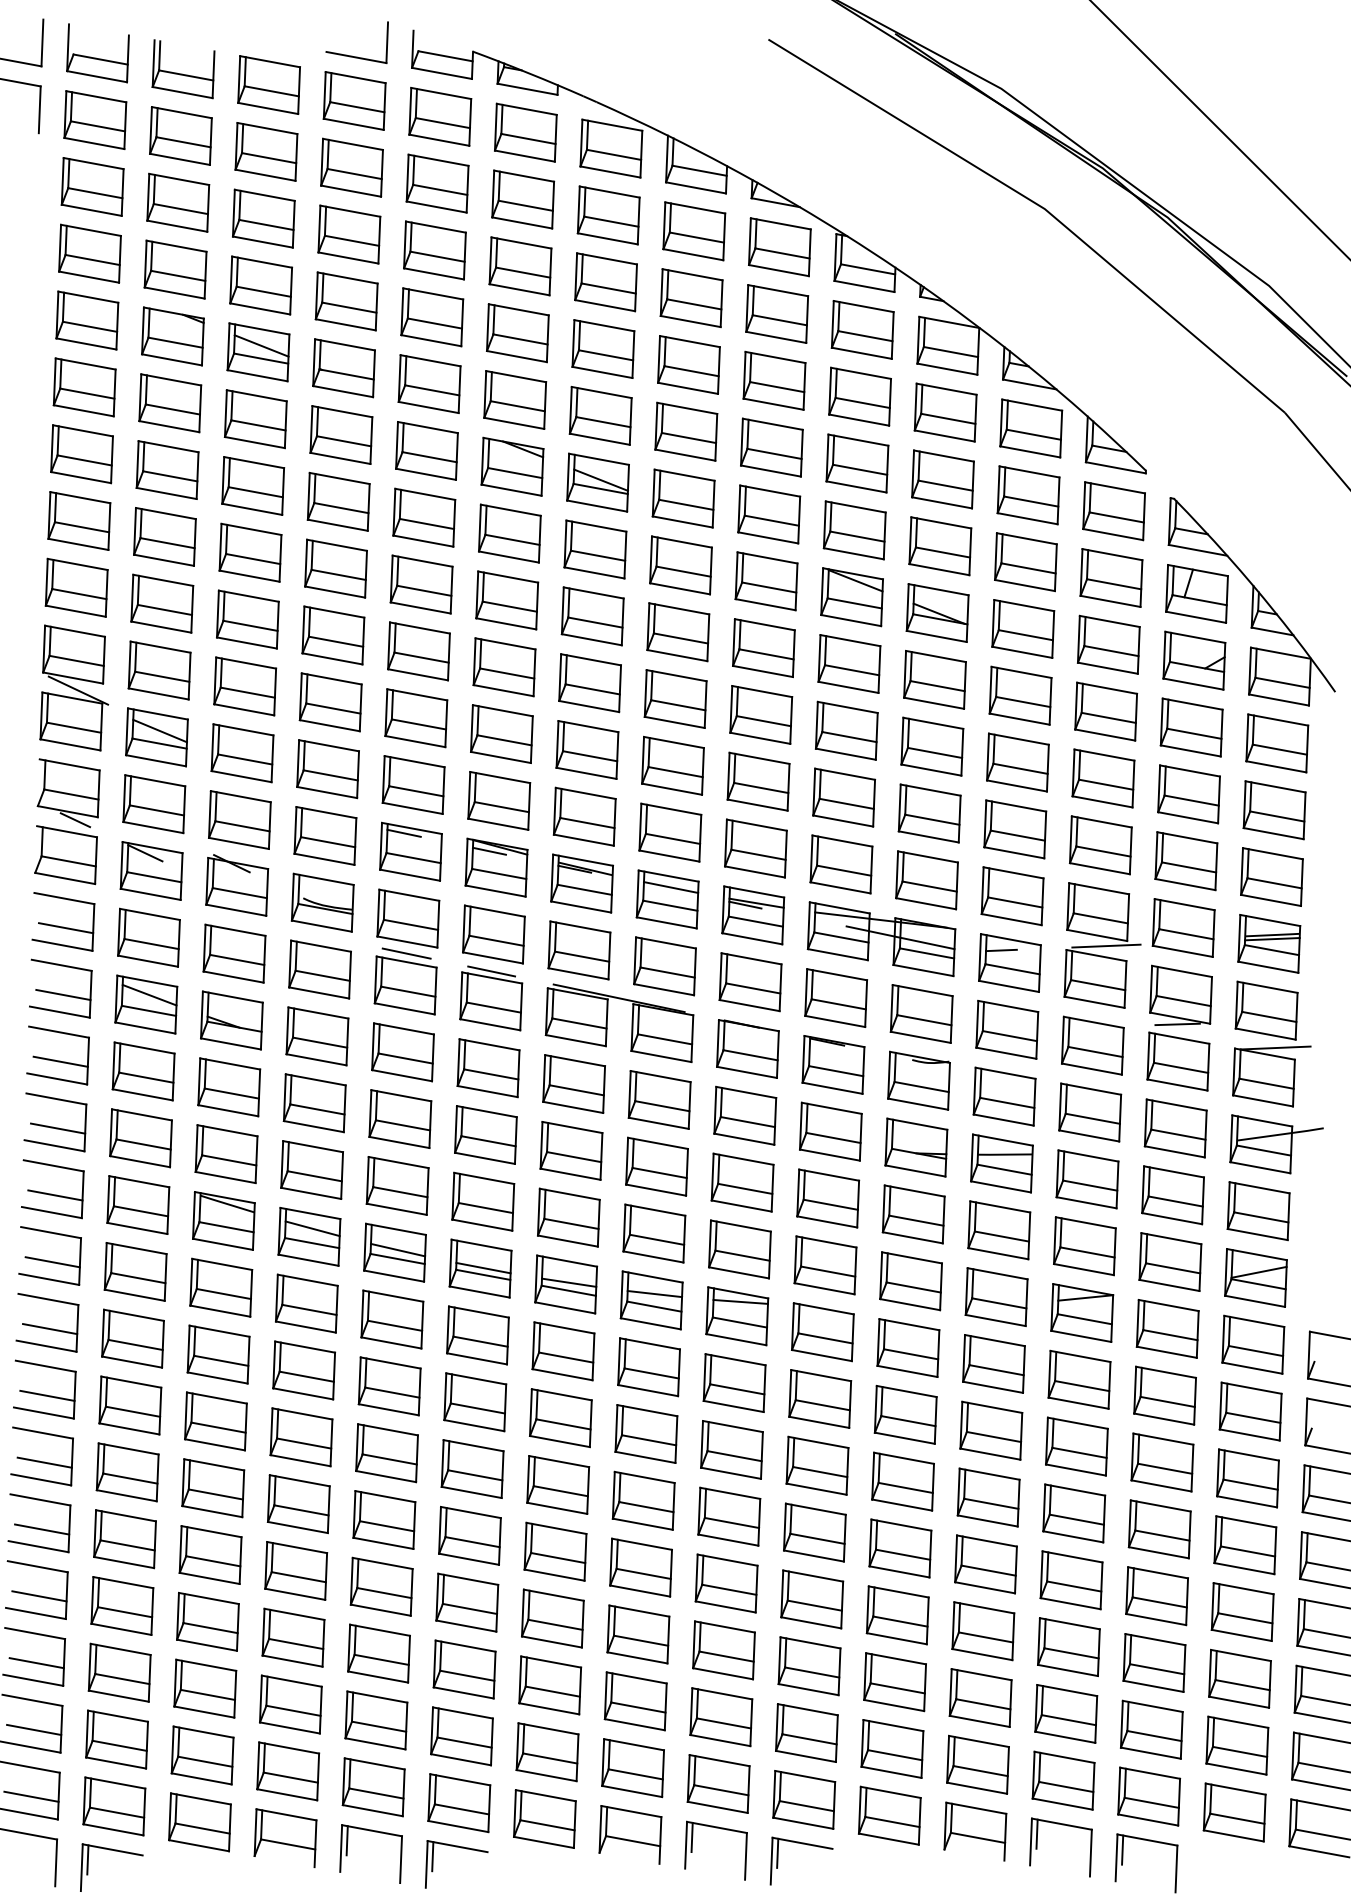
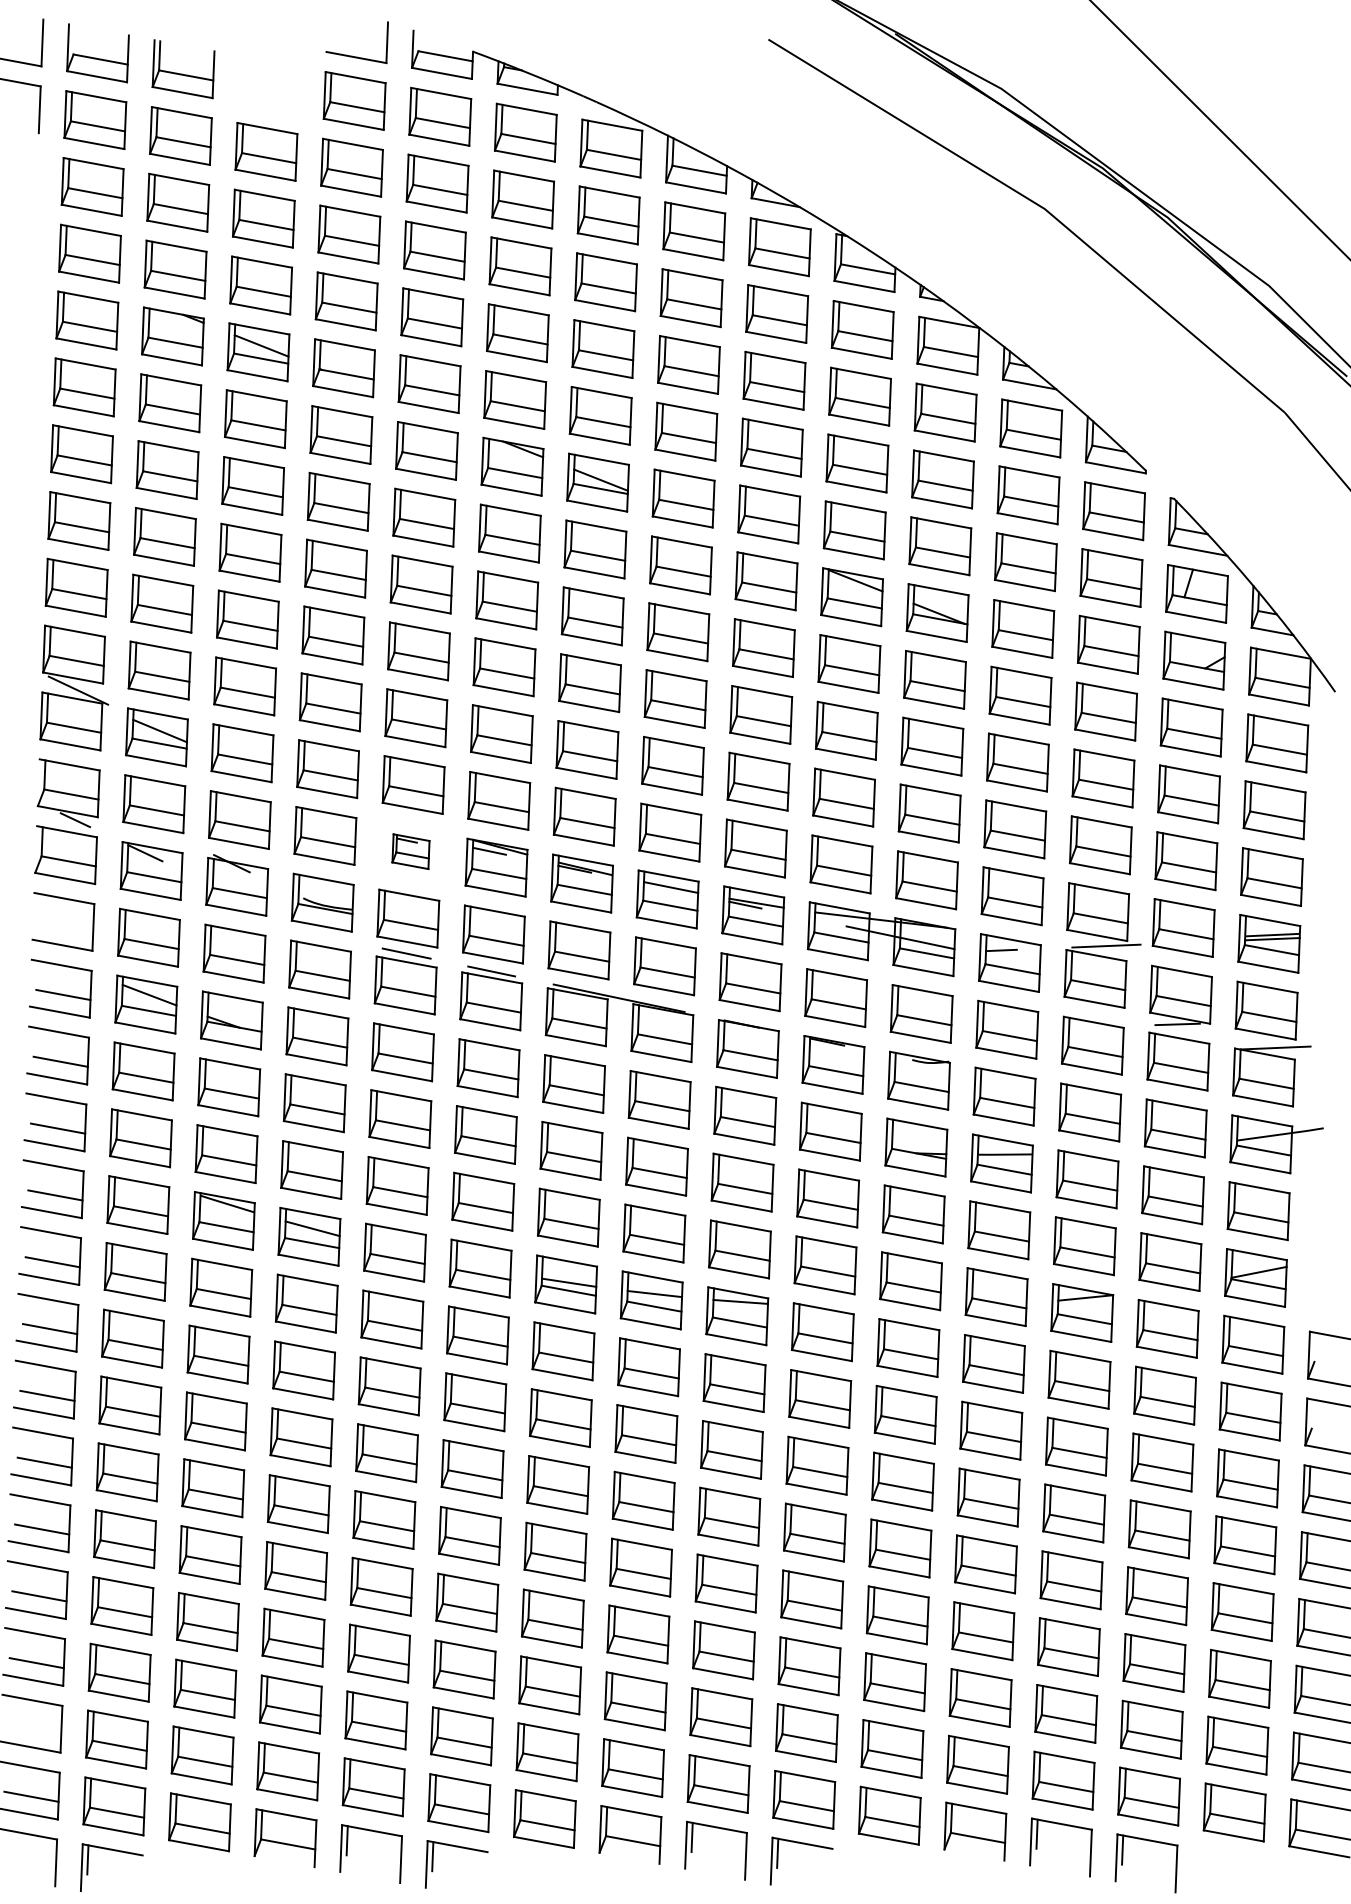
part: present -> none (268, 84)
part size: 64x61 px -> 40x37 px (410, 851)
line: present -> none (65, 928)
line: present -> none (397, 1249)
line: present -> none (483, 1267)
line: present -> none (34, 1729)
